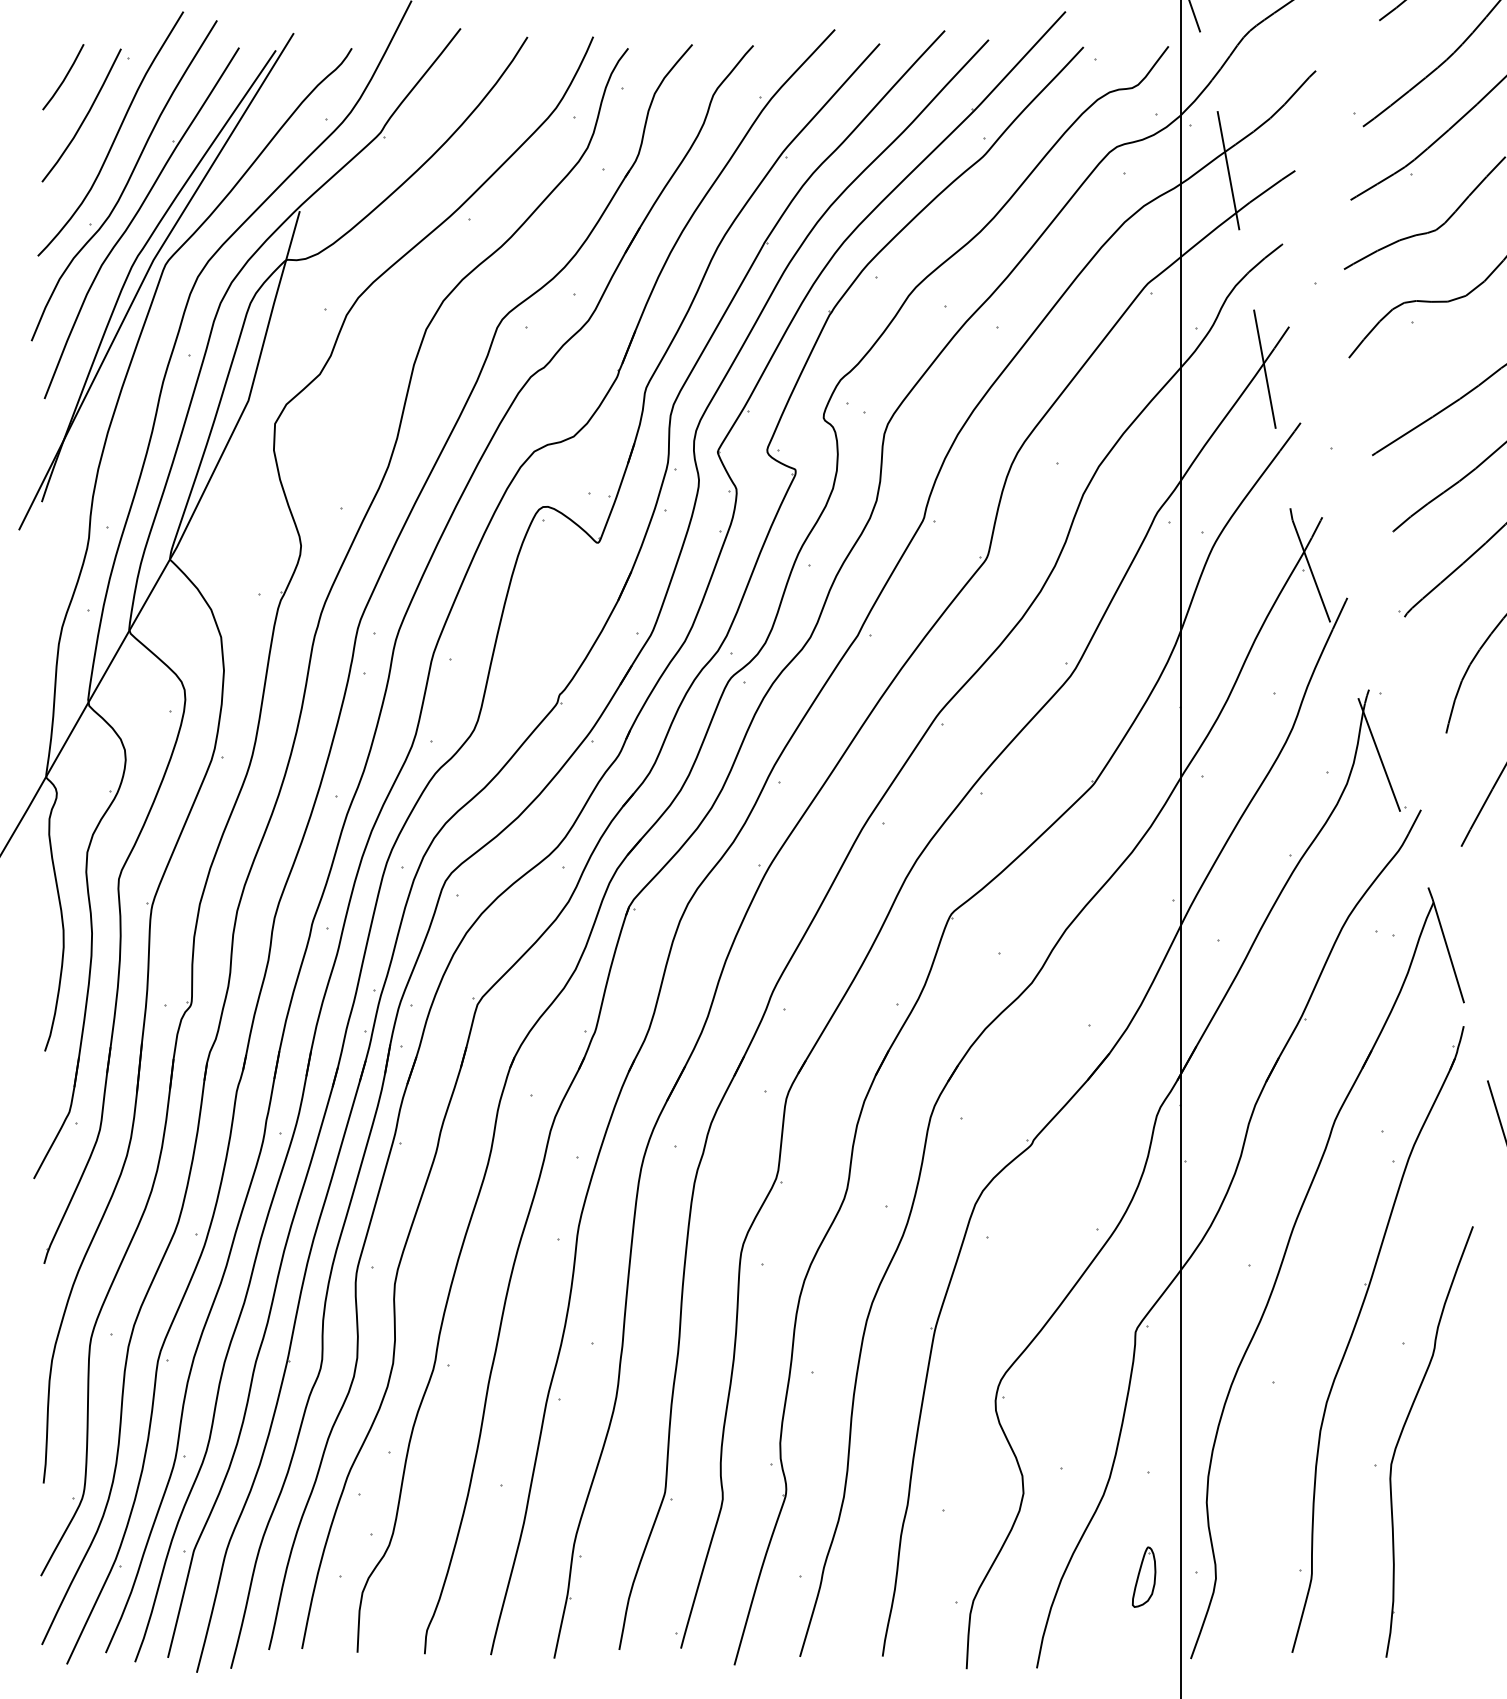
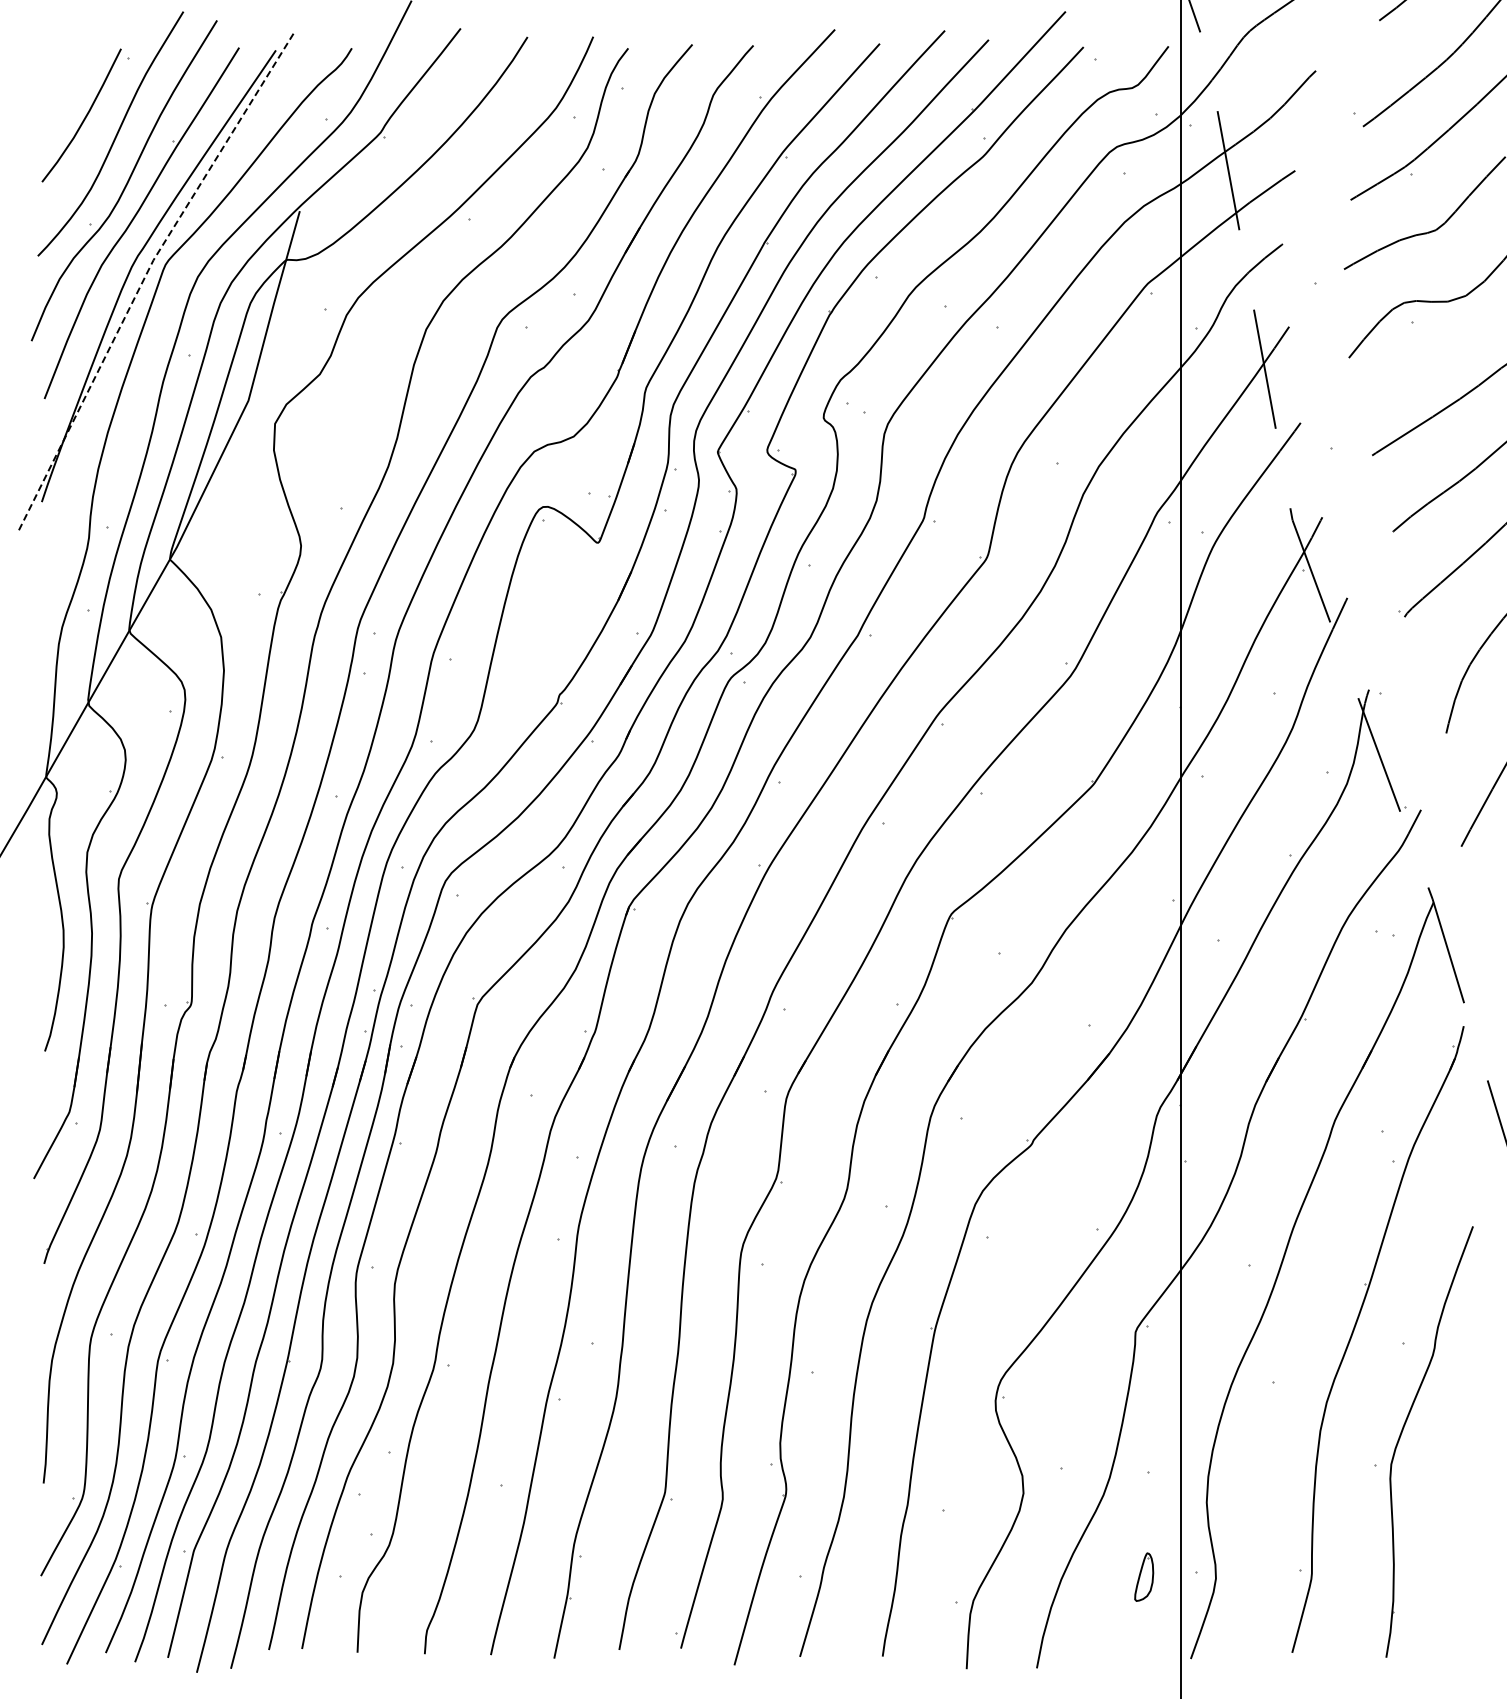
line: present -> none (64, 77)
line: solid -> dashed (145, 275)
part size: 25x62 px -> 21x50 px (1144, 1576)
